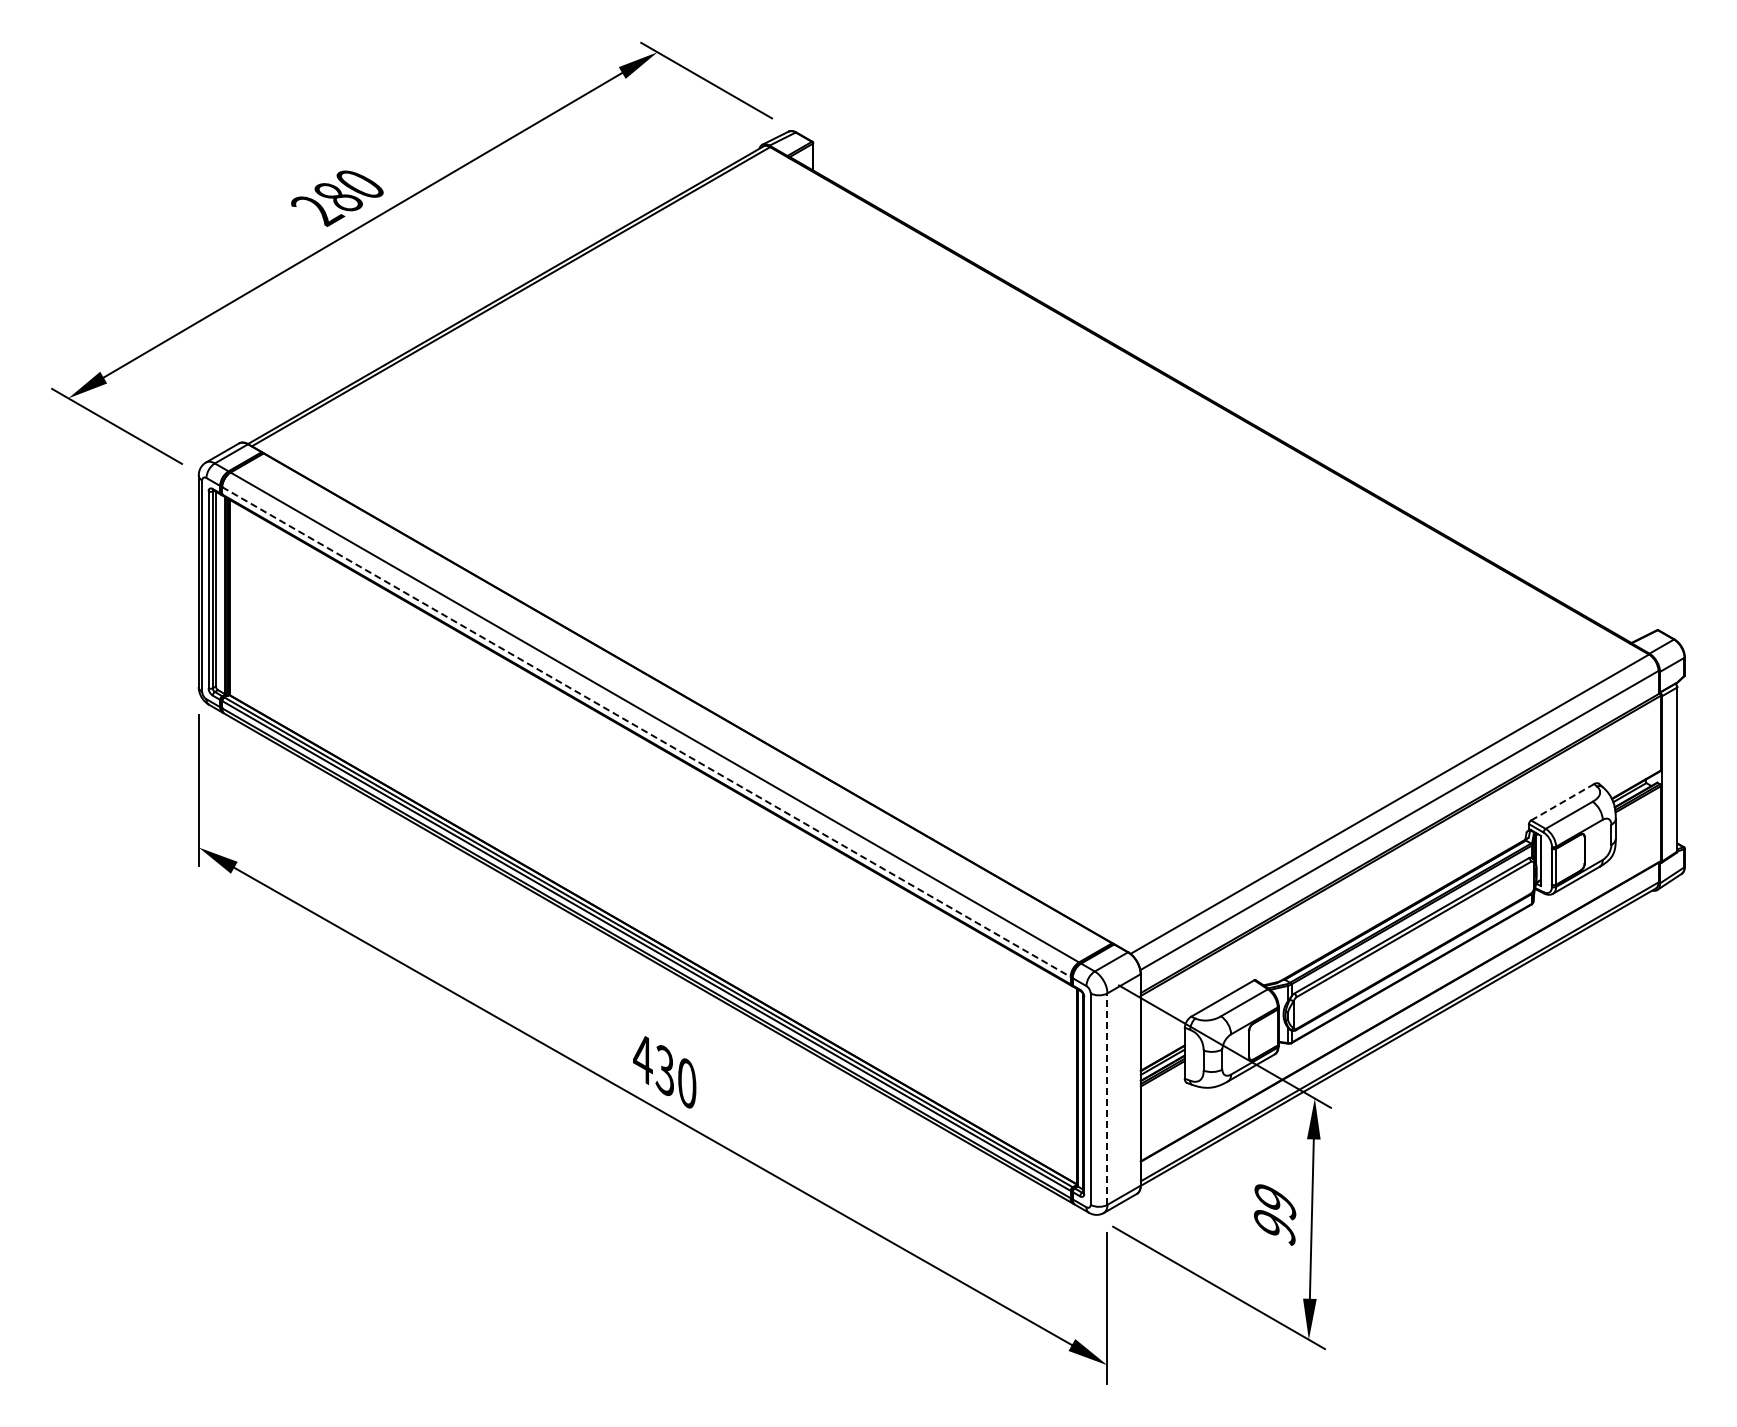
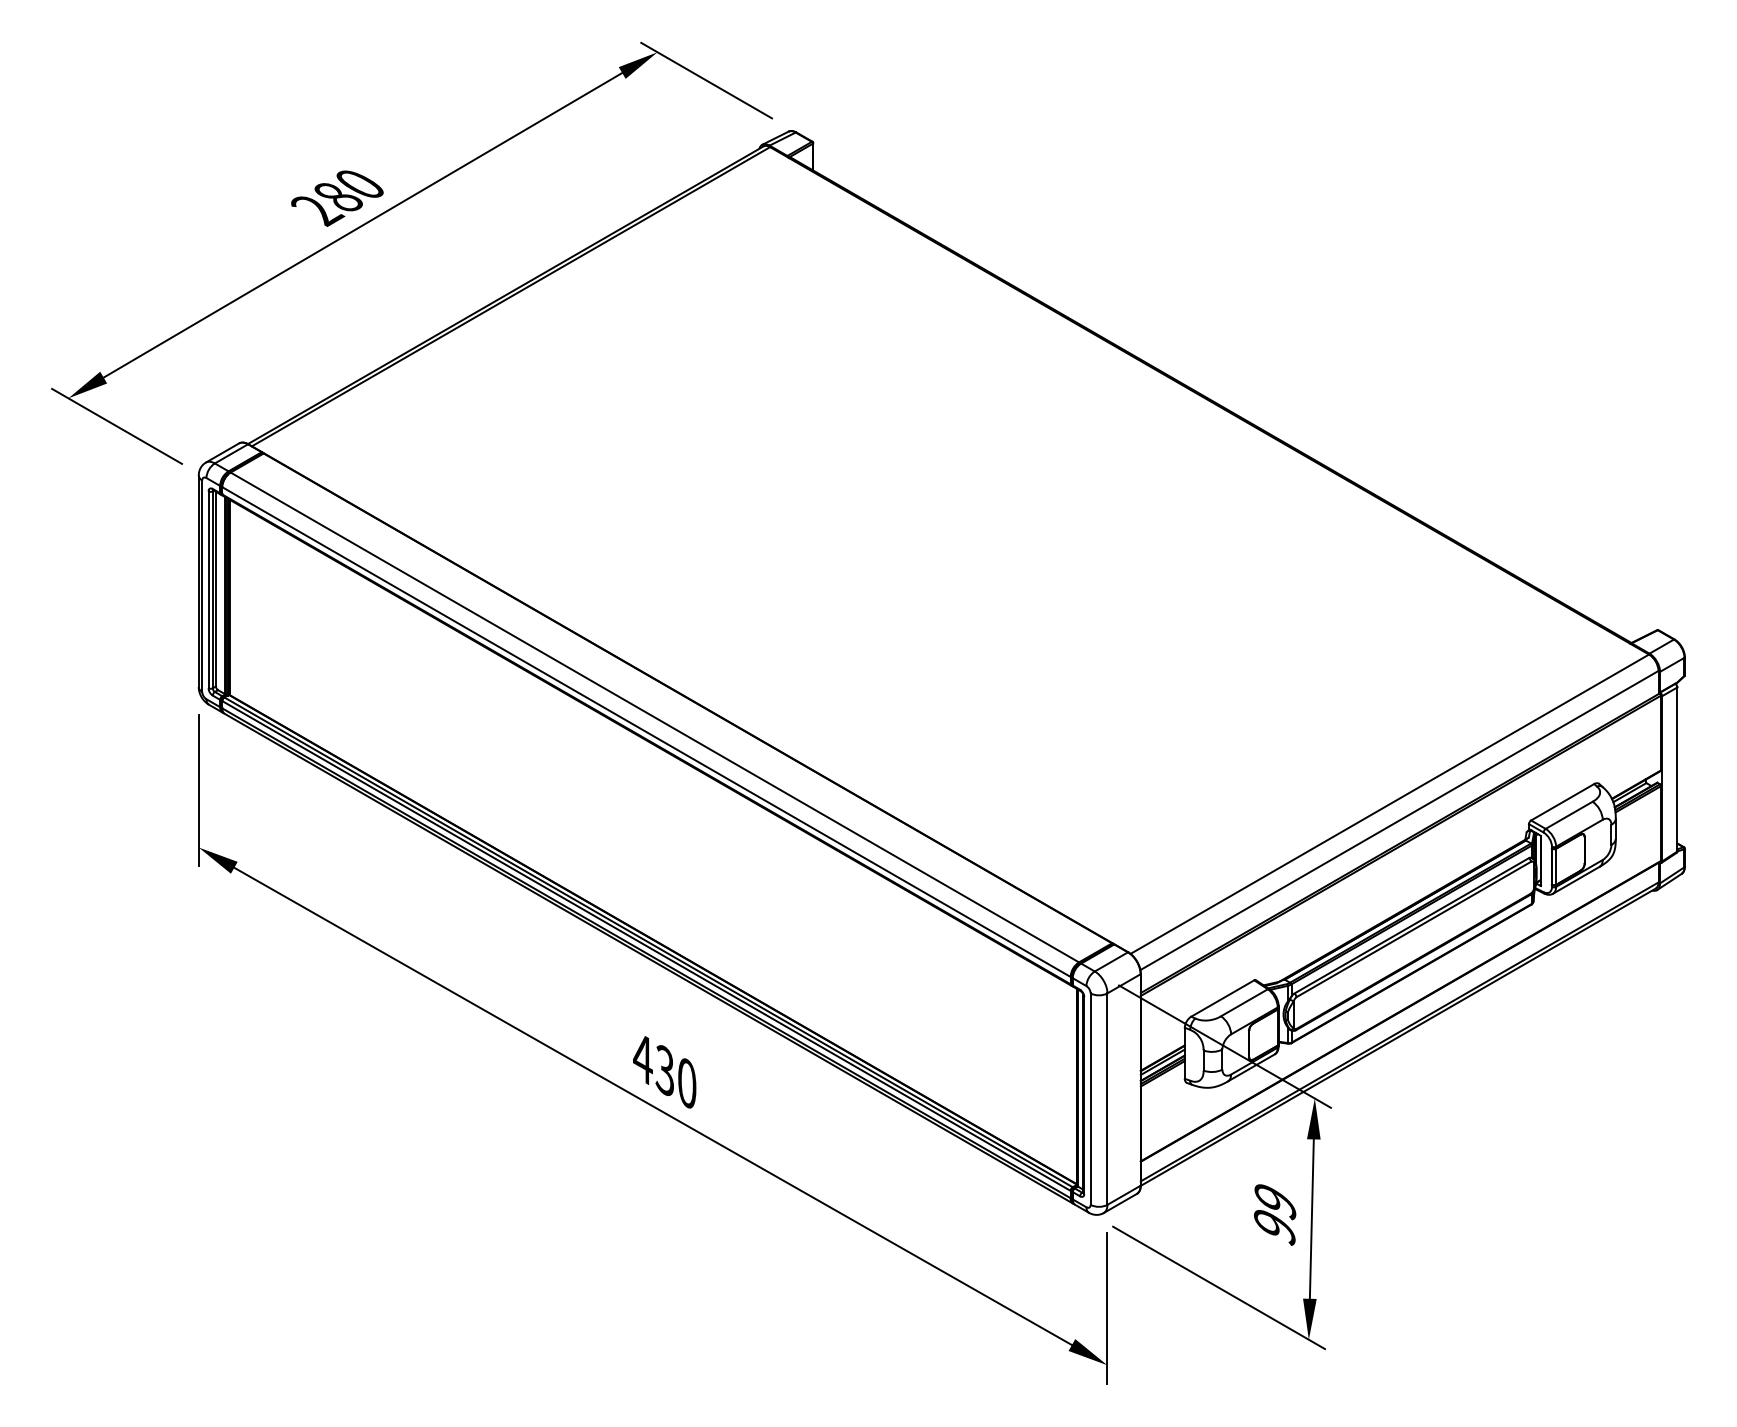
line: dashed -> solid (646, 732)
line: dashed -> solid (1563, 802)
line: dashed -> solid (1107, 1099)
